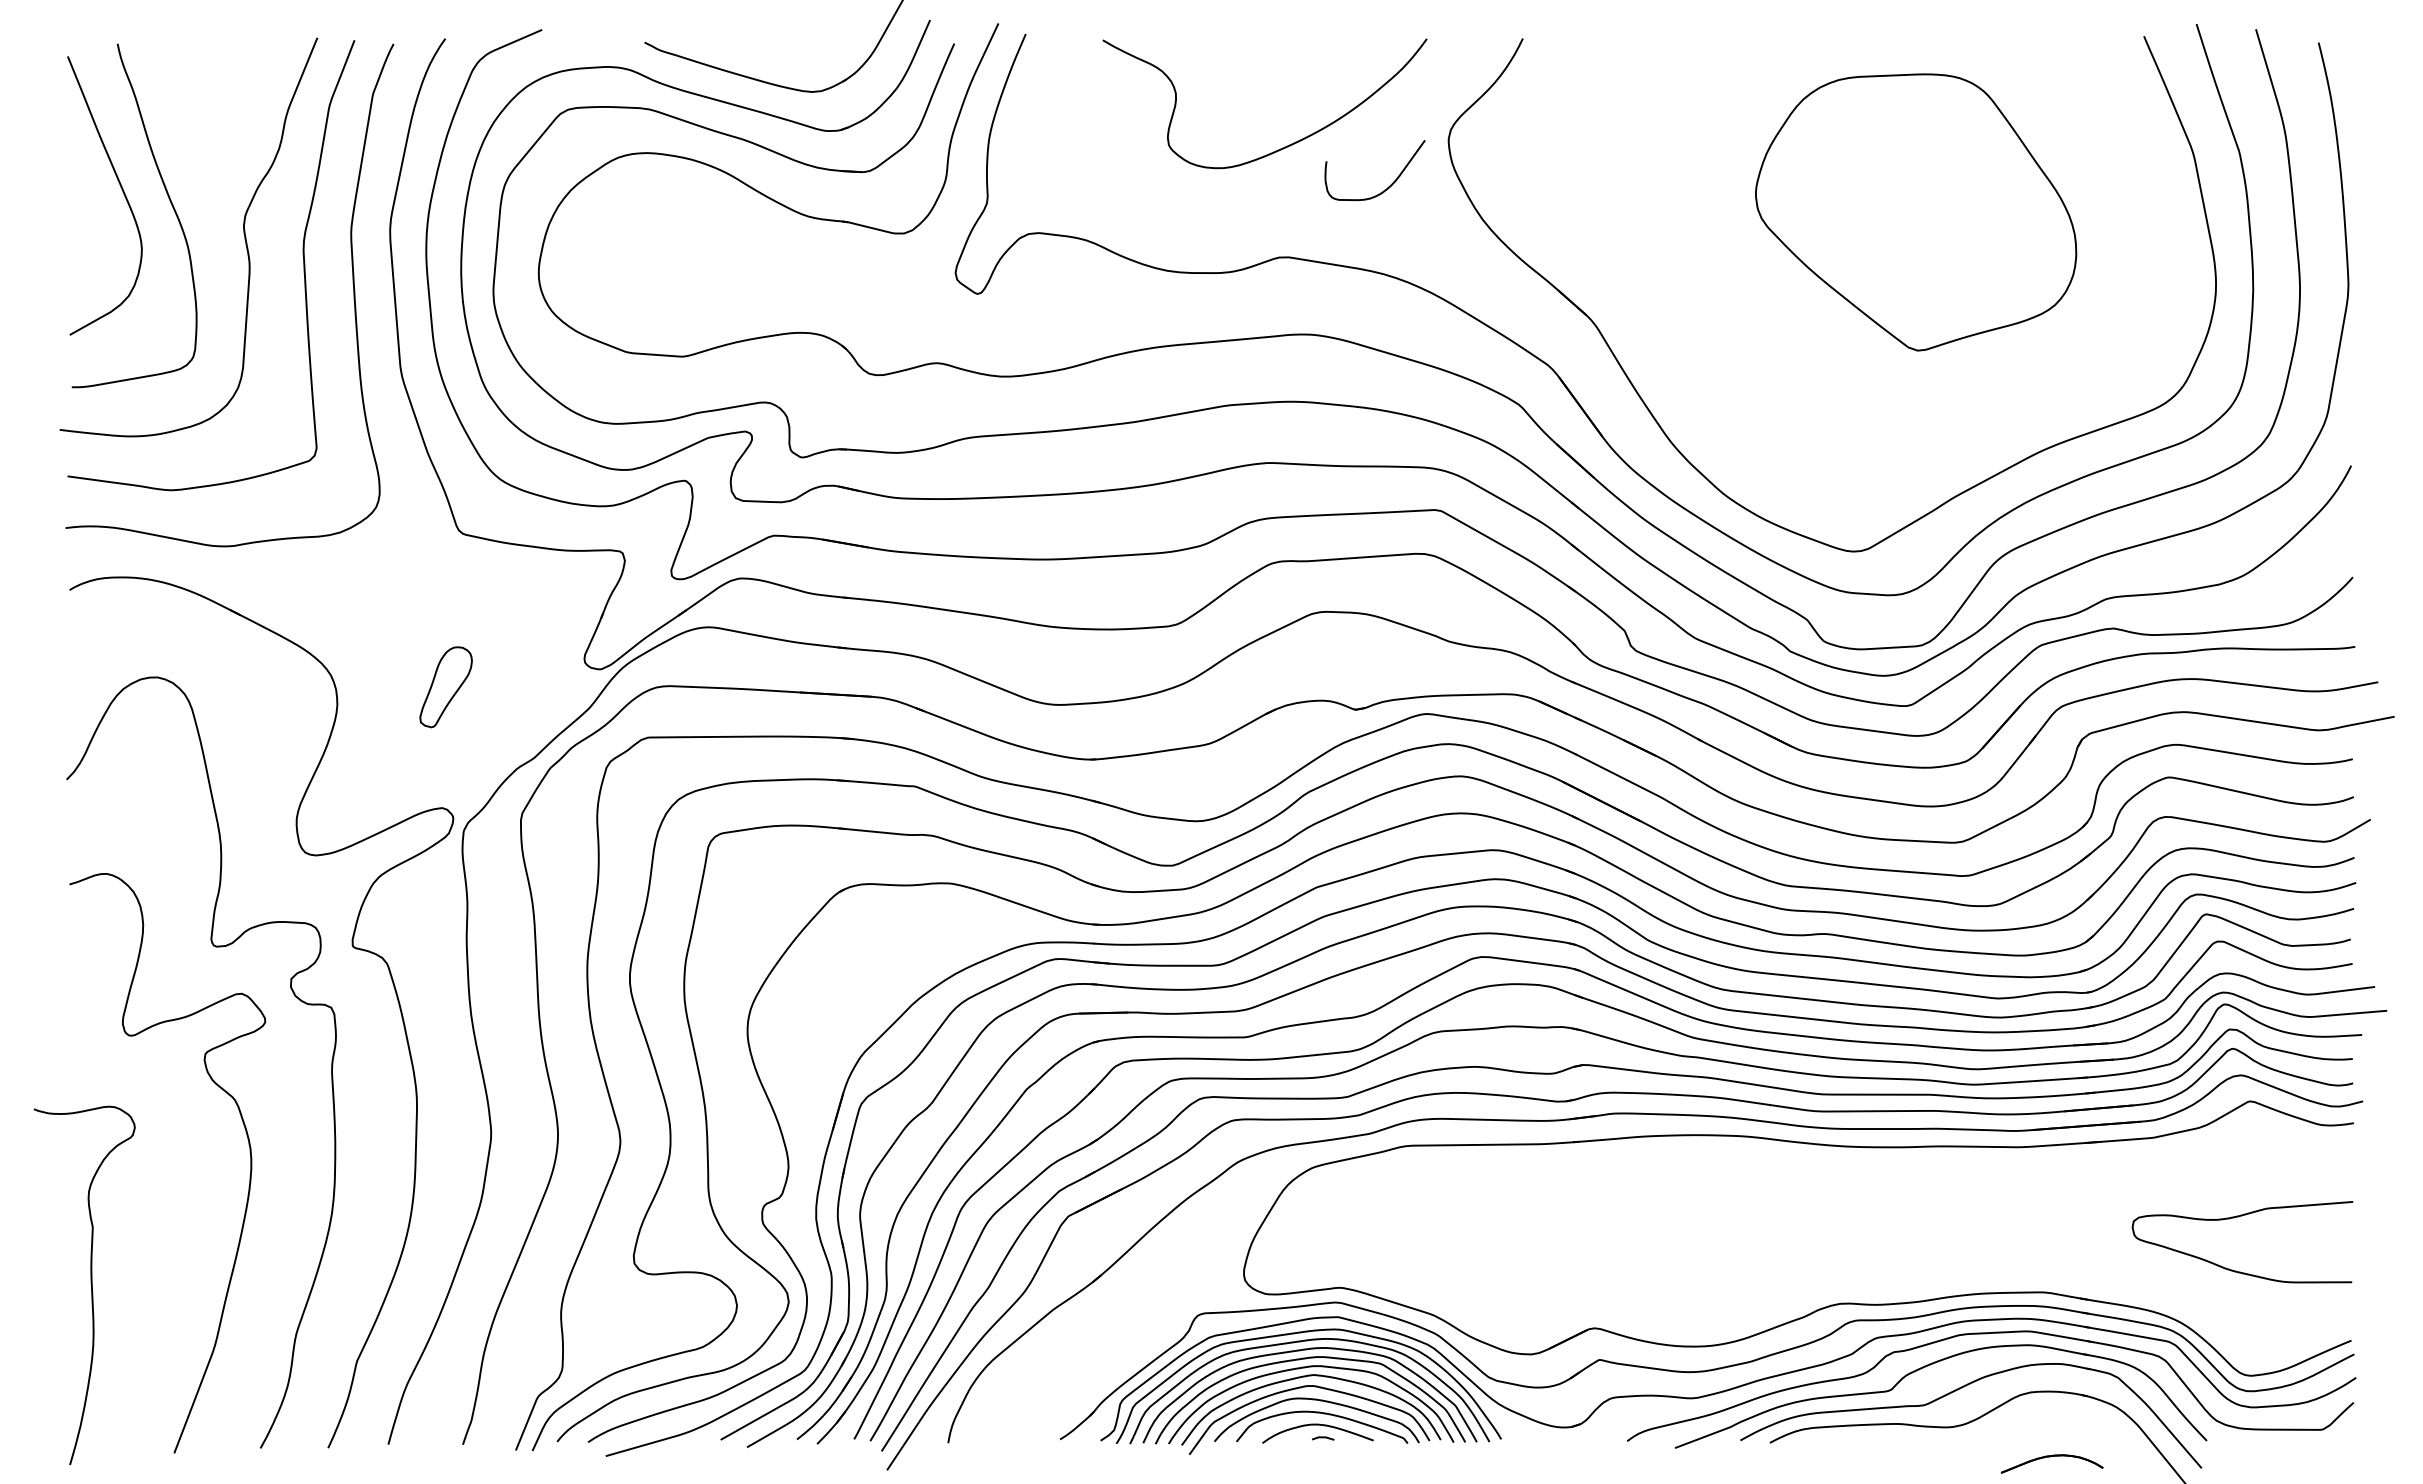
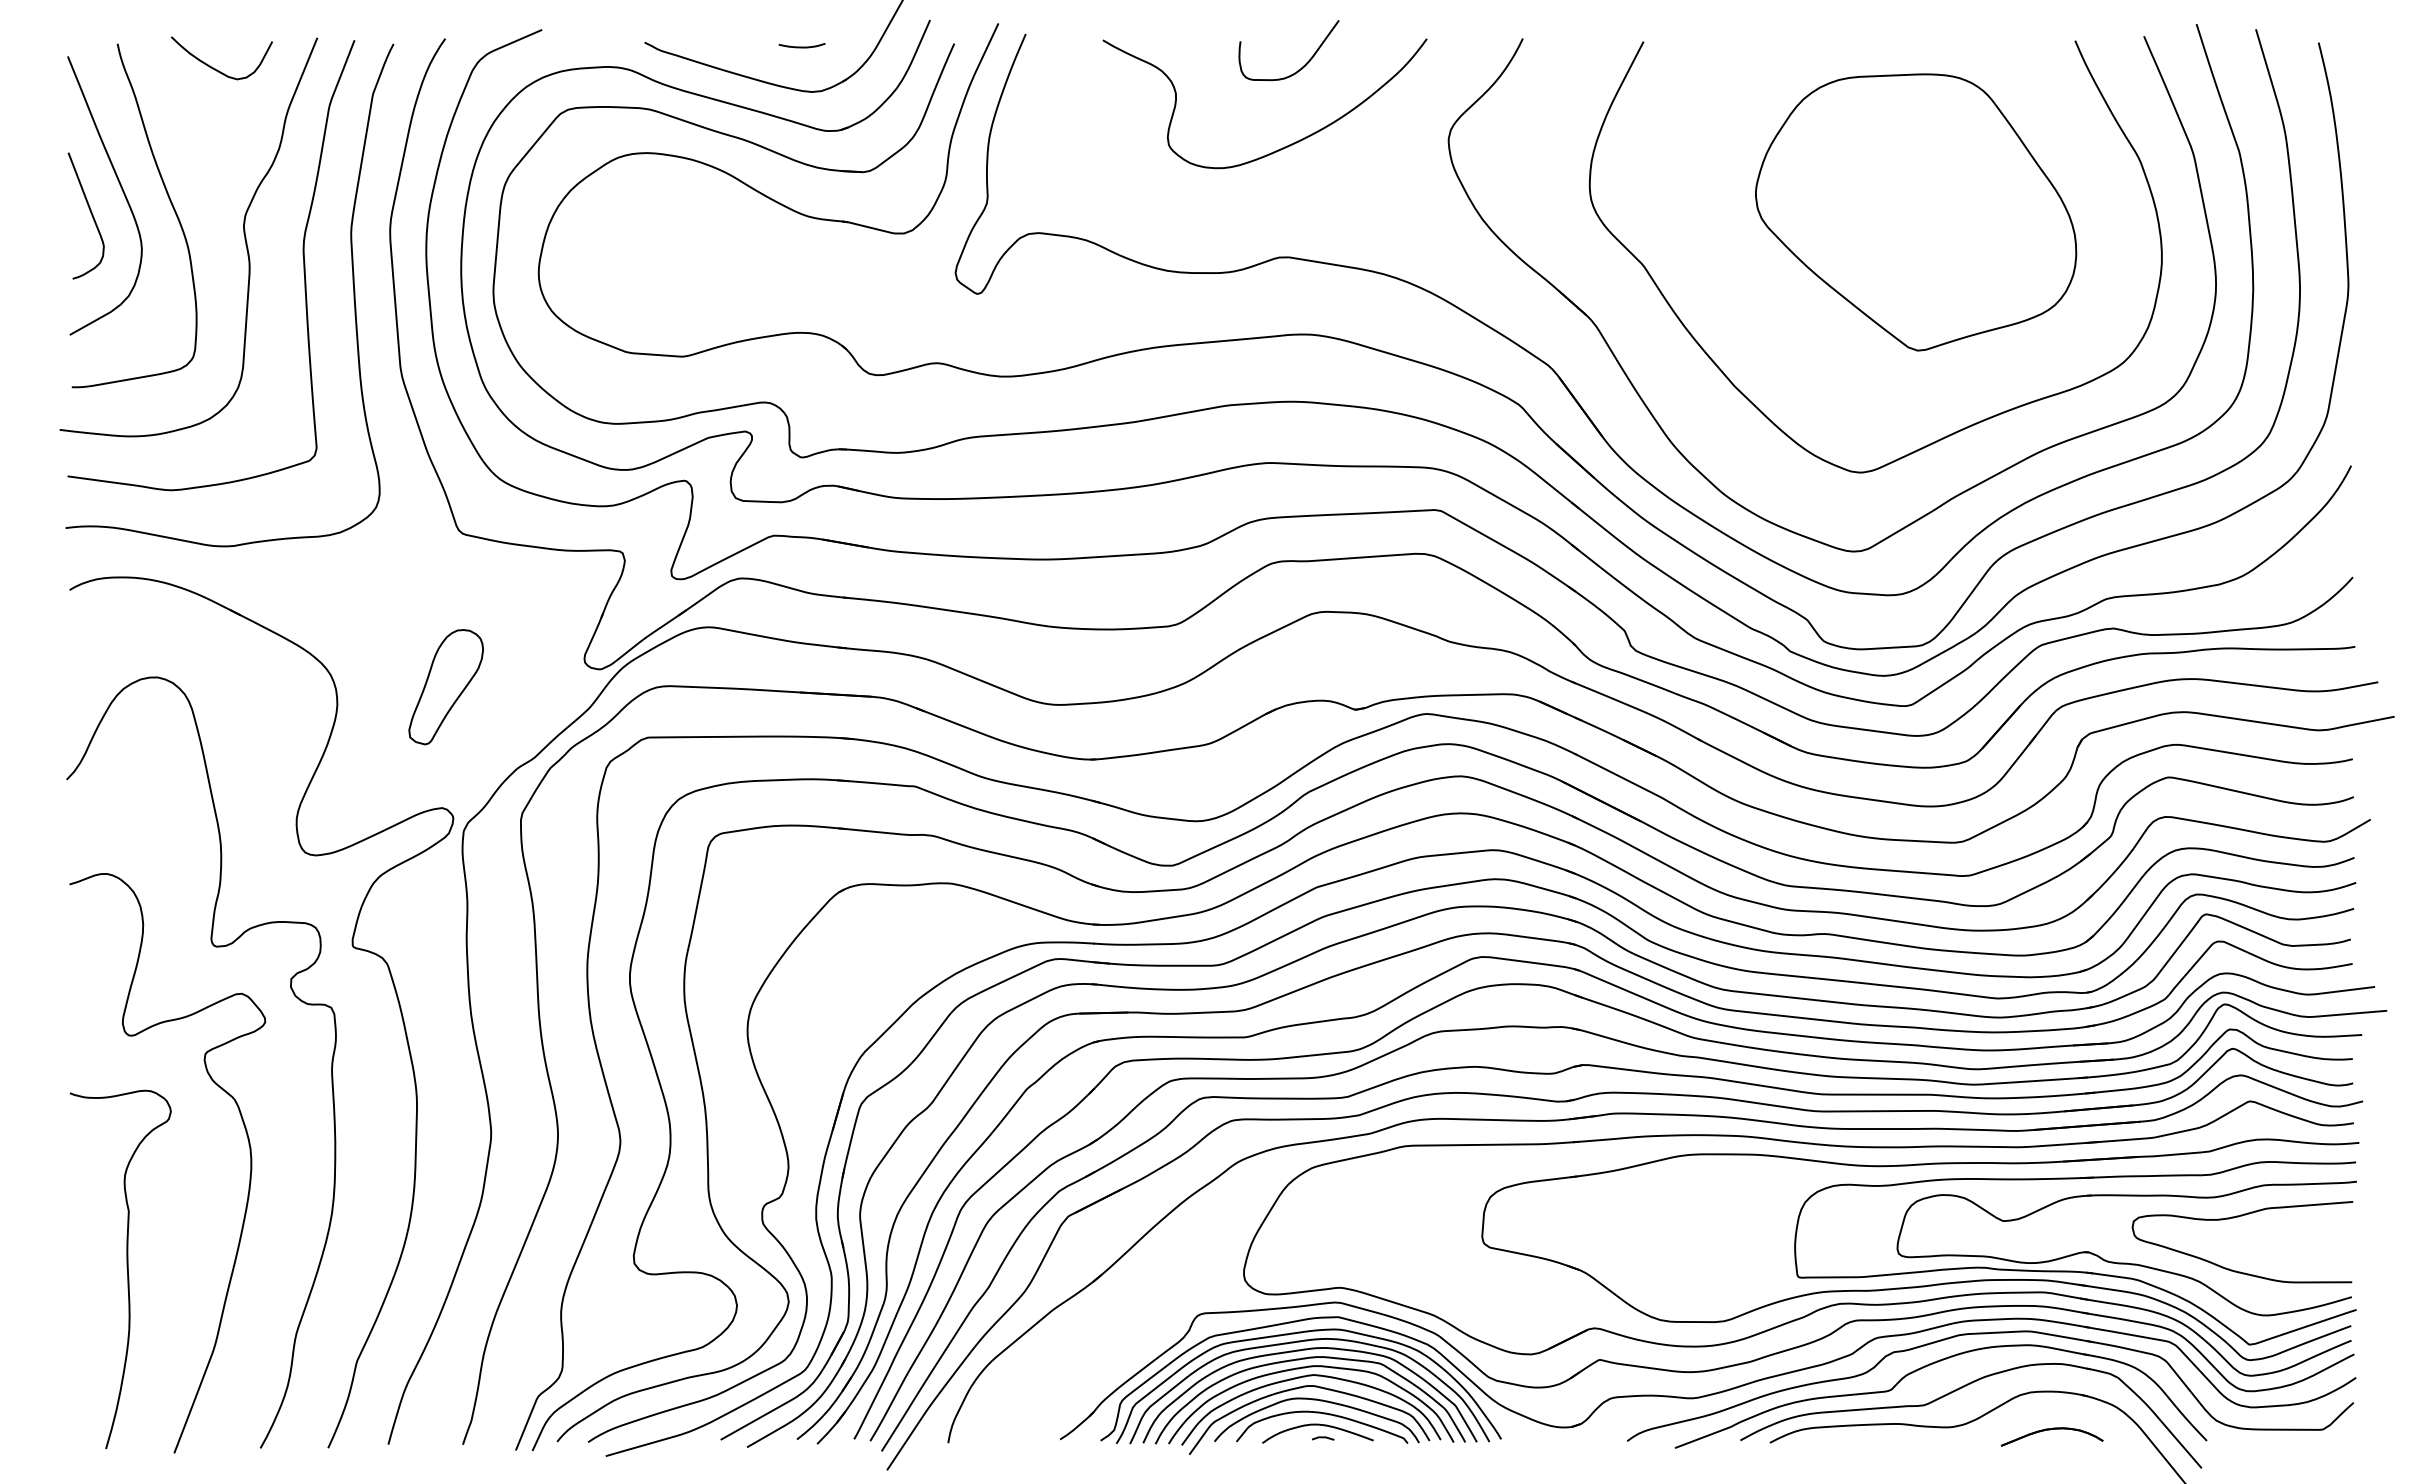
curve: none -> present (801, 46)
curve: none -> present (215, 68)
curve position: (1389, 185) -> (1303, 65) (1303, 65)
curve: none -> present (90, 213)
curve: none -> present (1740, 390)
part size: 54x83 px -> 76x117 px (445, 687)
part: none -> present (1921, 1255)
curve position: (90, 1284) -> (126, 1268) (126, 1268)
part position: (2050, 1457) -> (2050, 1430) (2050, 1430)
